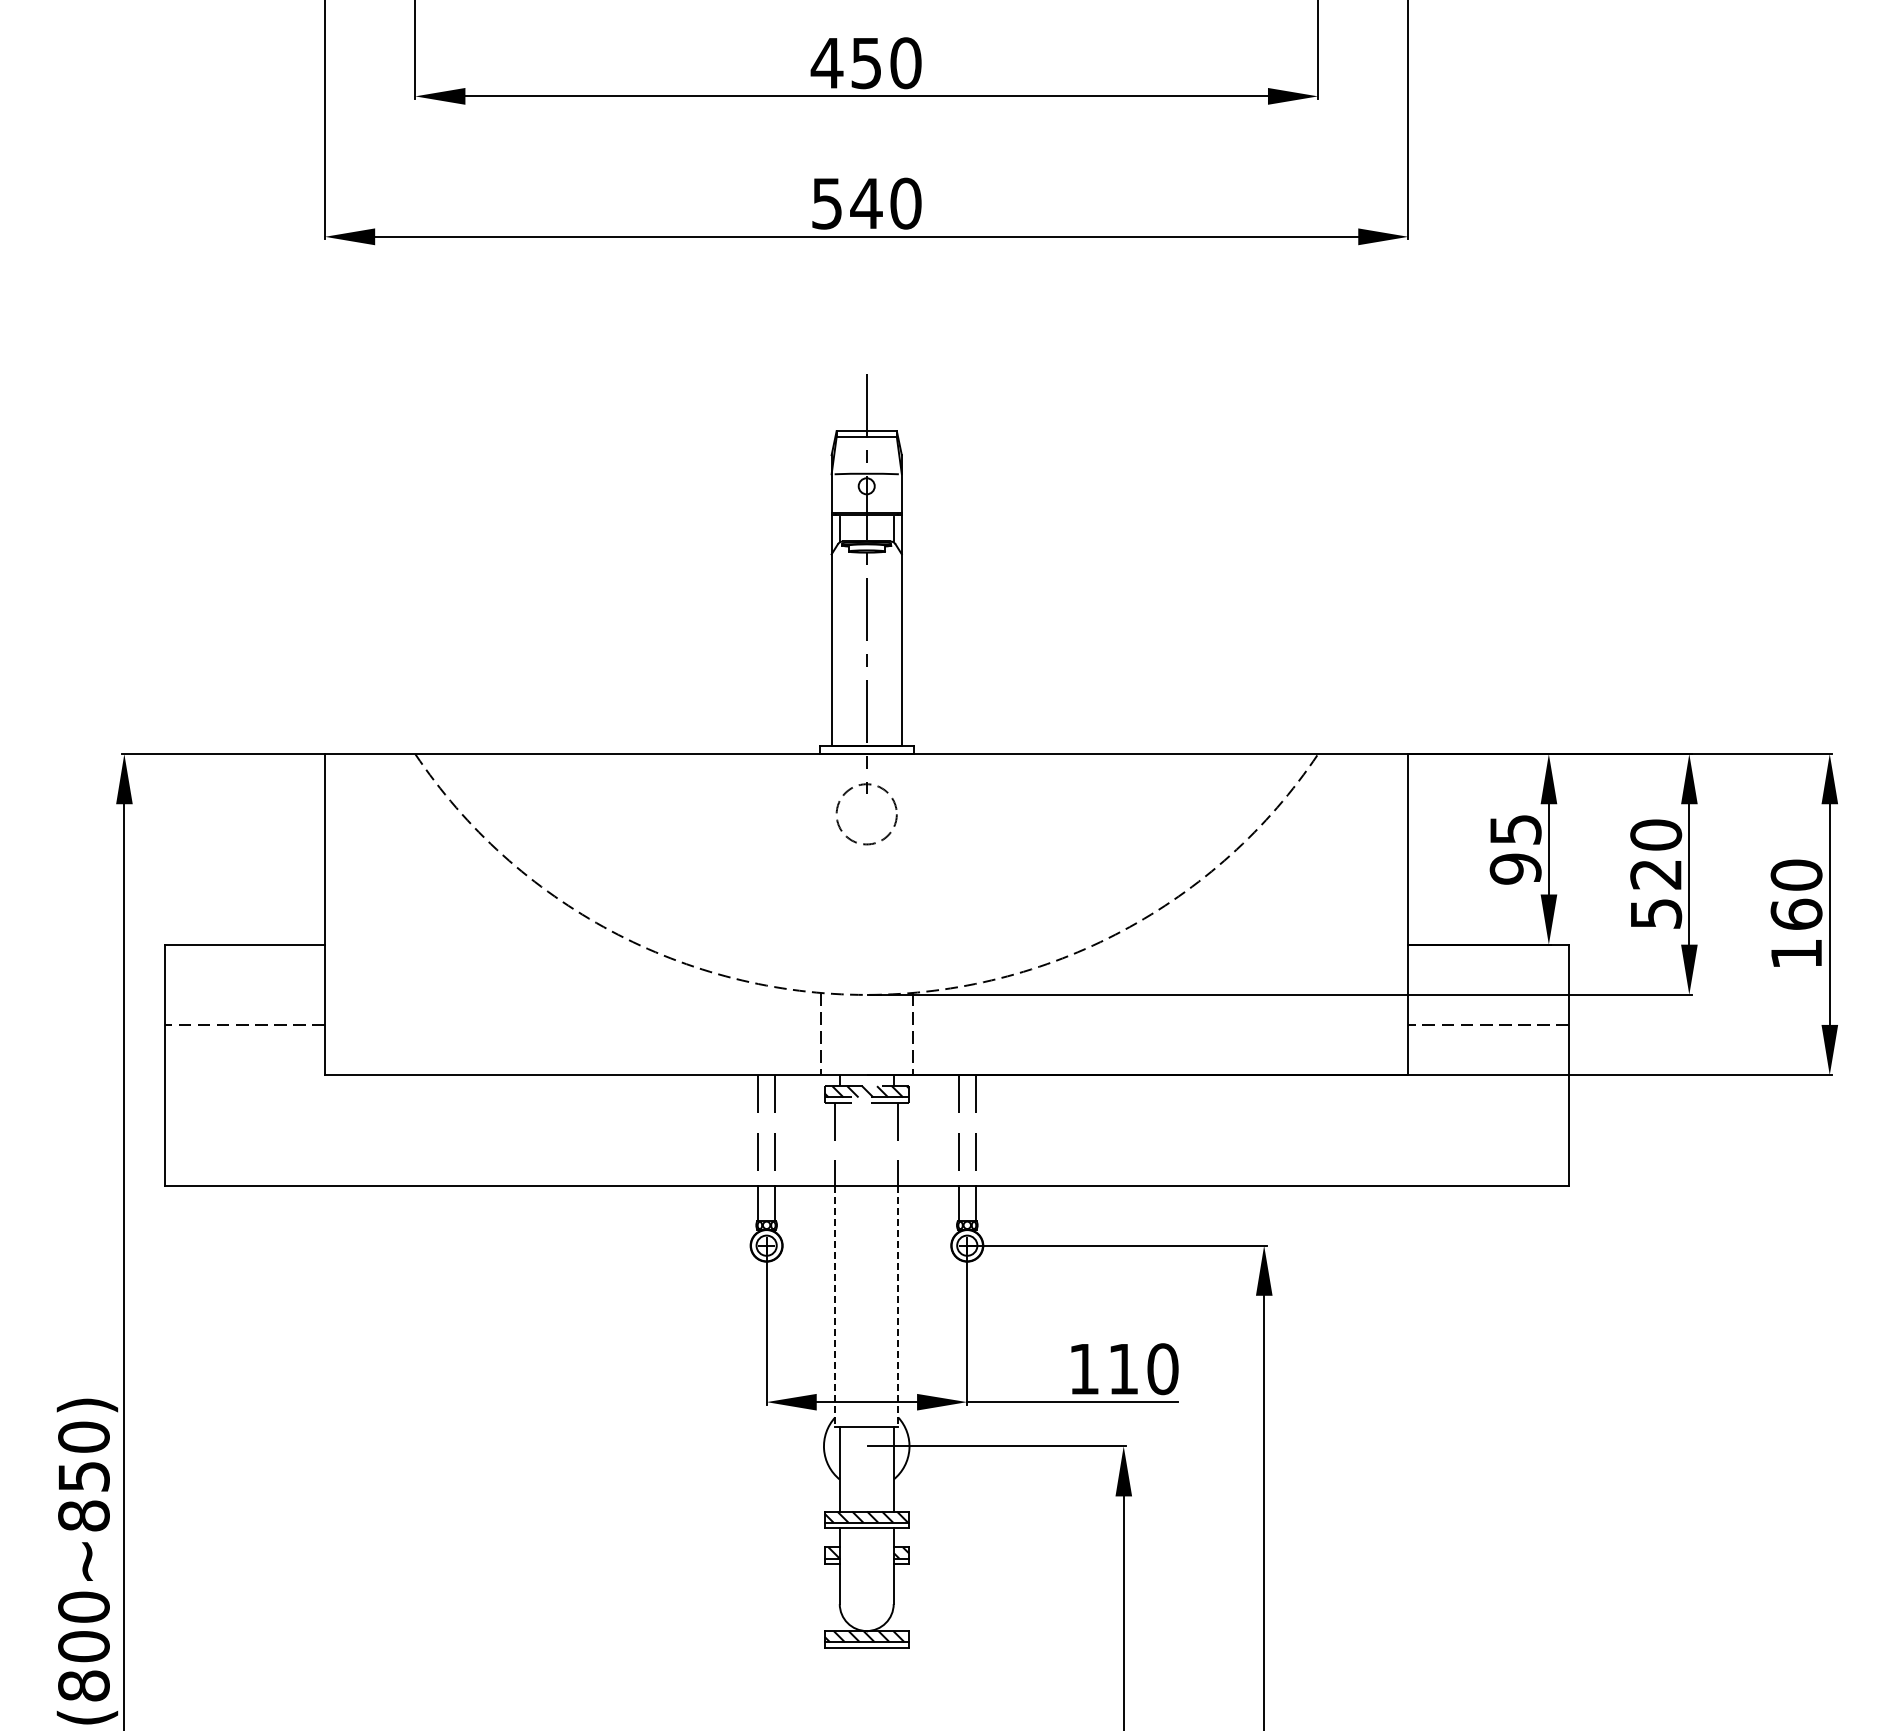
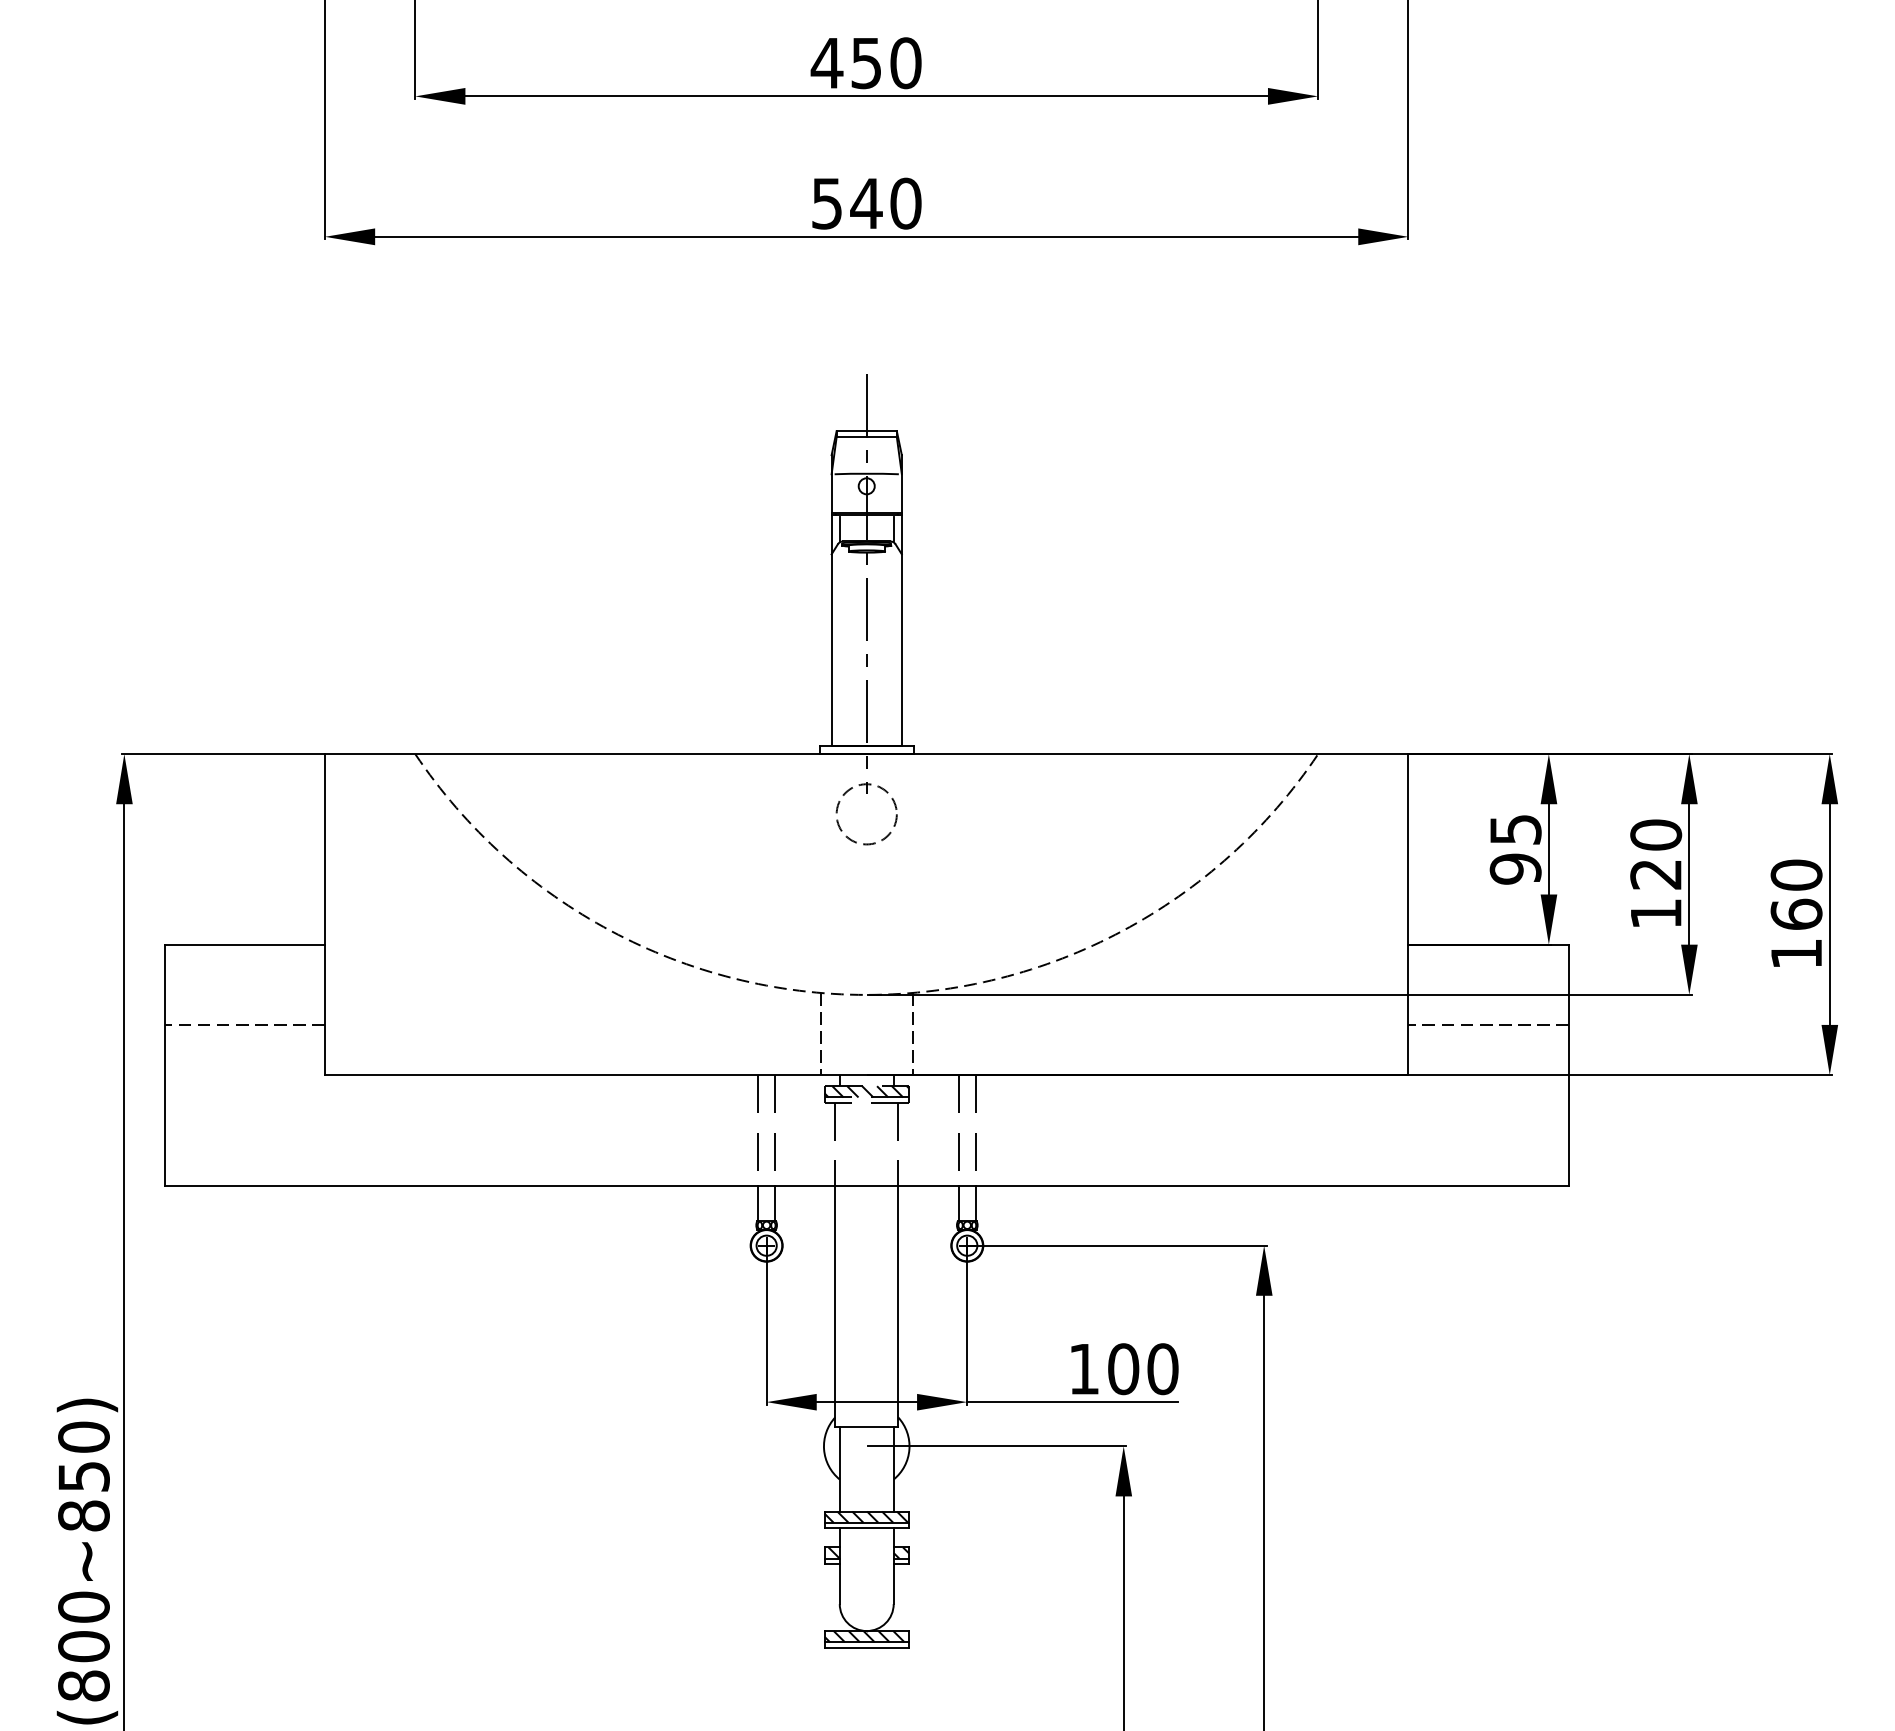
text: 520 -> 120 (1656, 913)
line: dashed -> solid (835, 1306)
line: dashed -> solid (898, 1306)
text: 110 -> 100 (1123, 1369)
